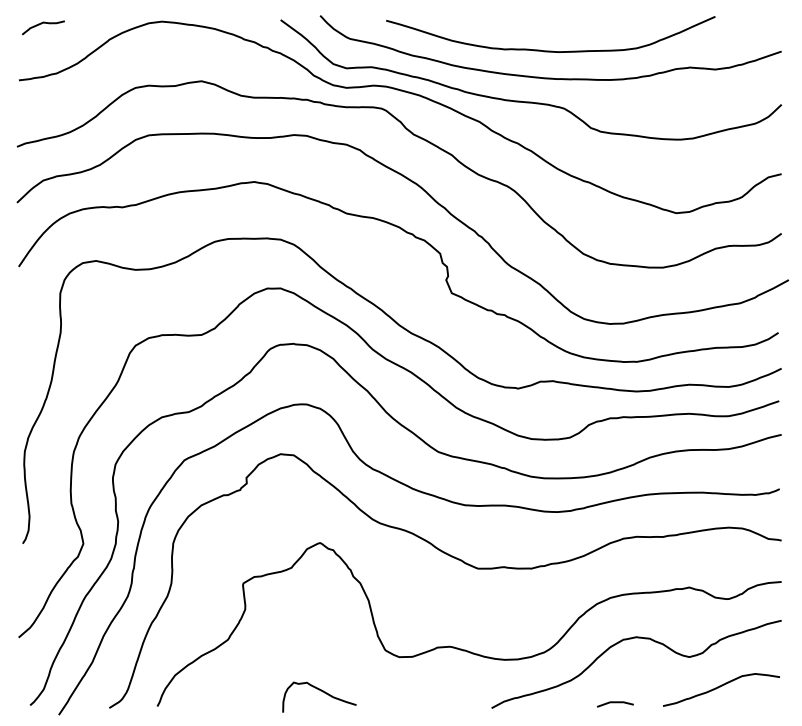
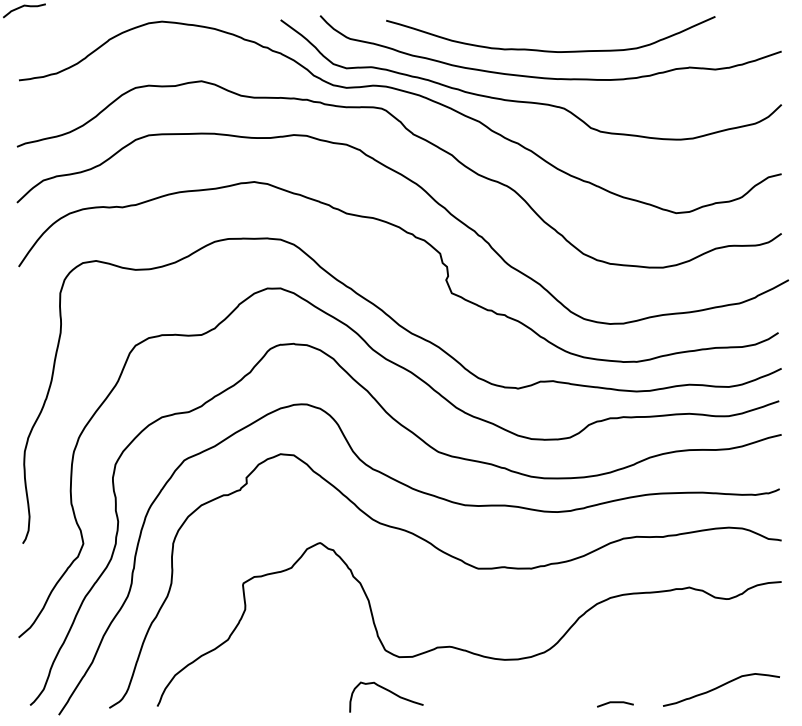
curve position: (41, 24) -> (22, 7) (22, 7)
curve: present -> none (631, 639)
curve position: (322, 692) -> (389, 692) (389, 692)
